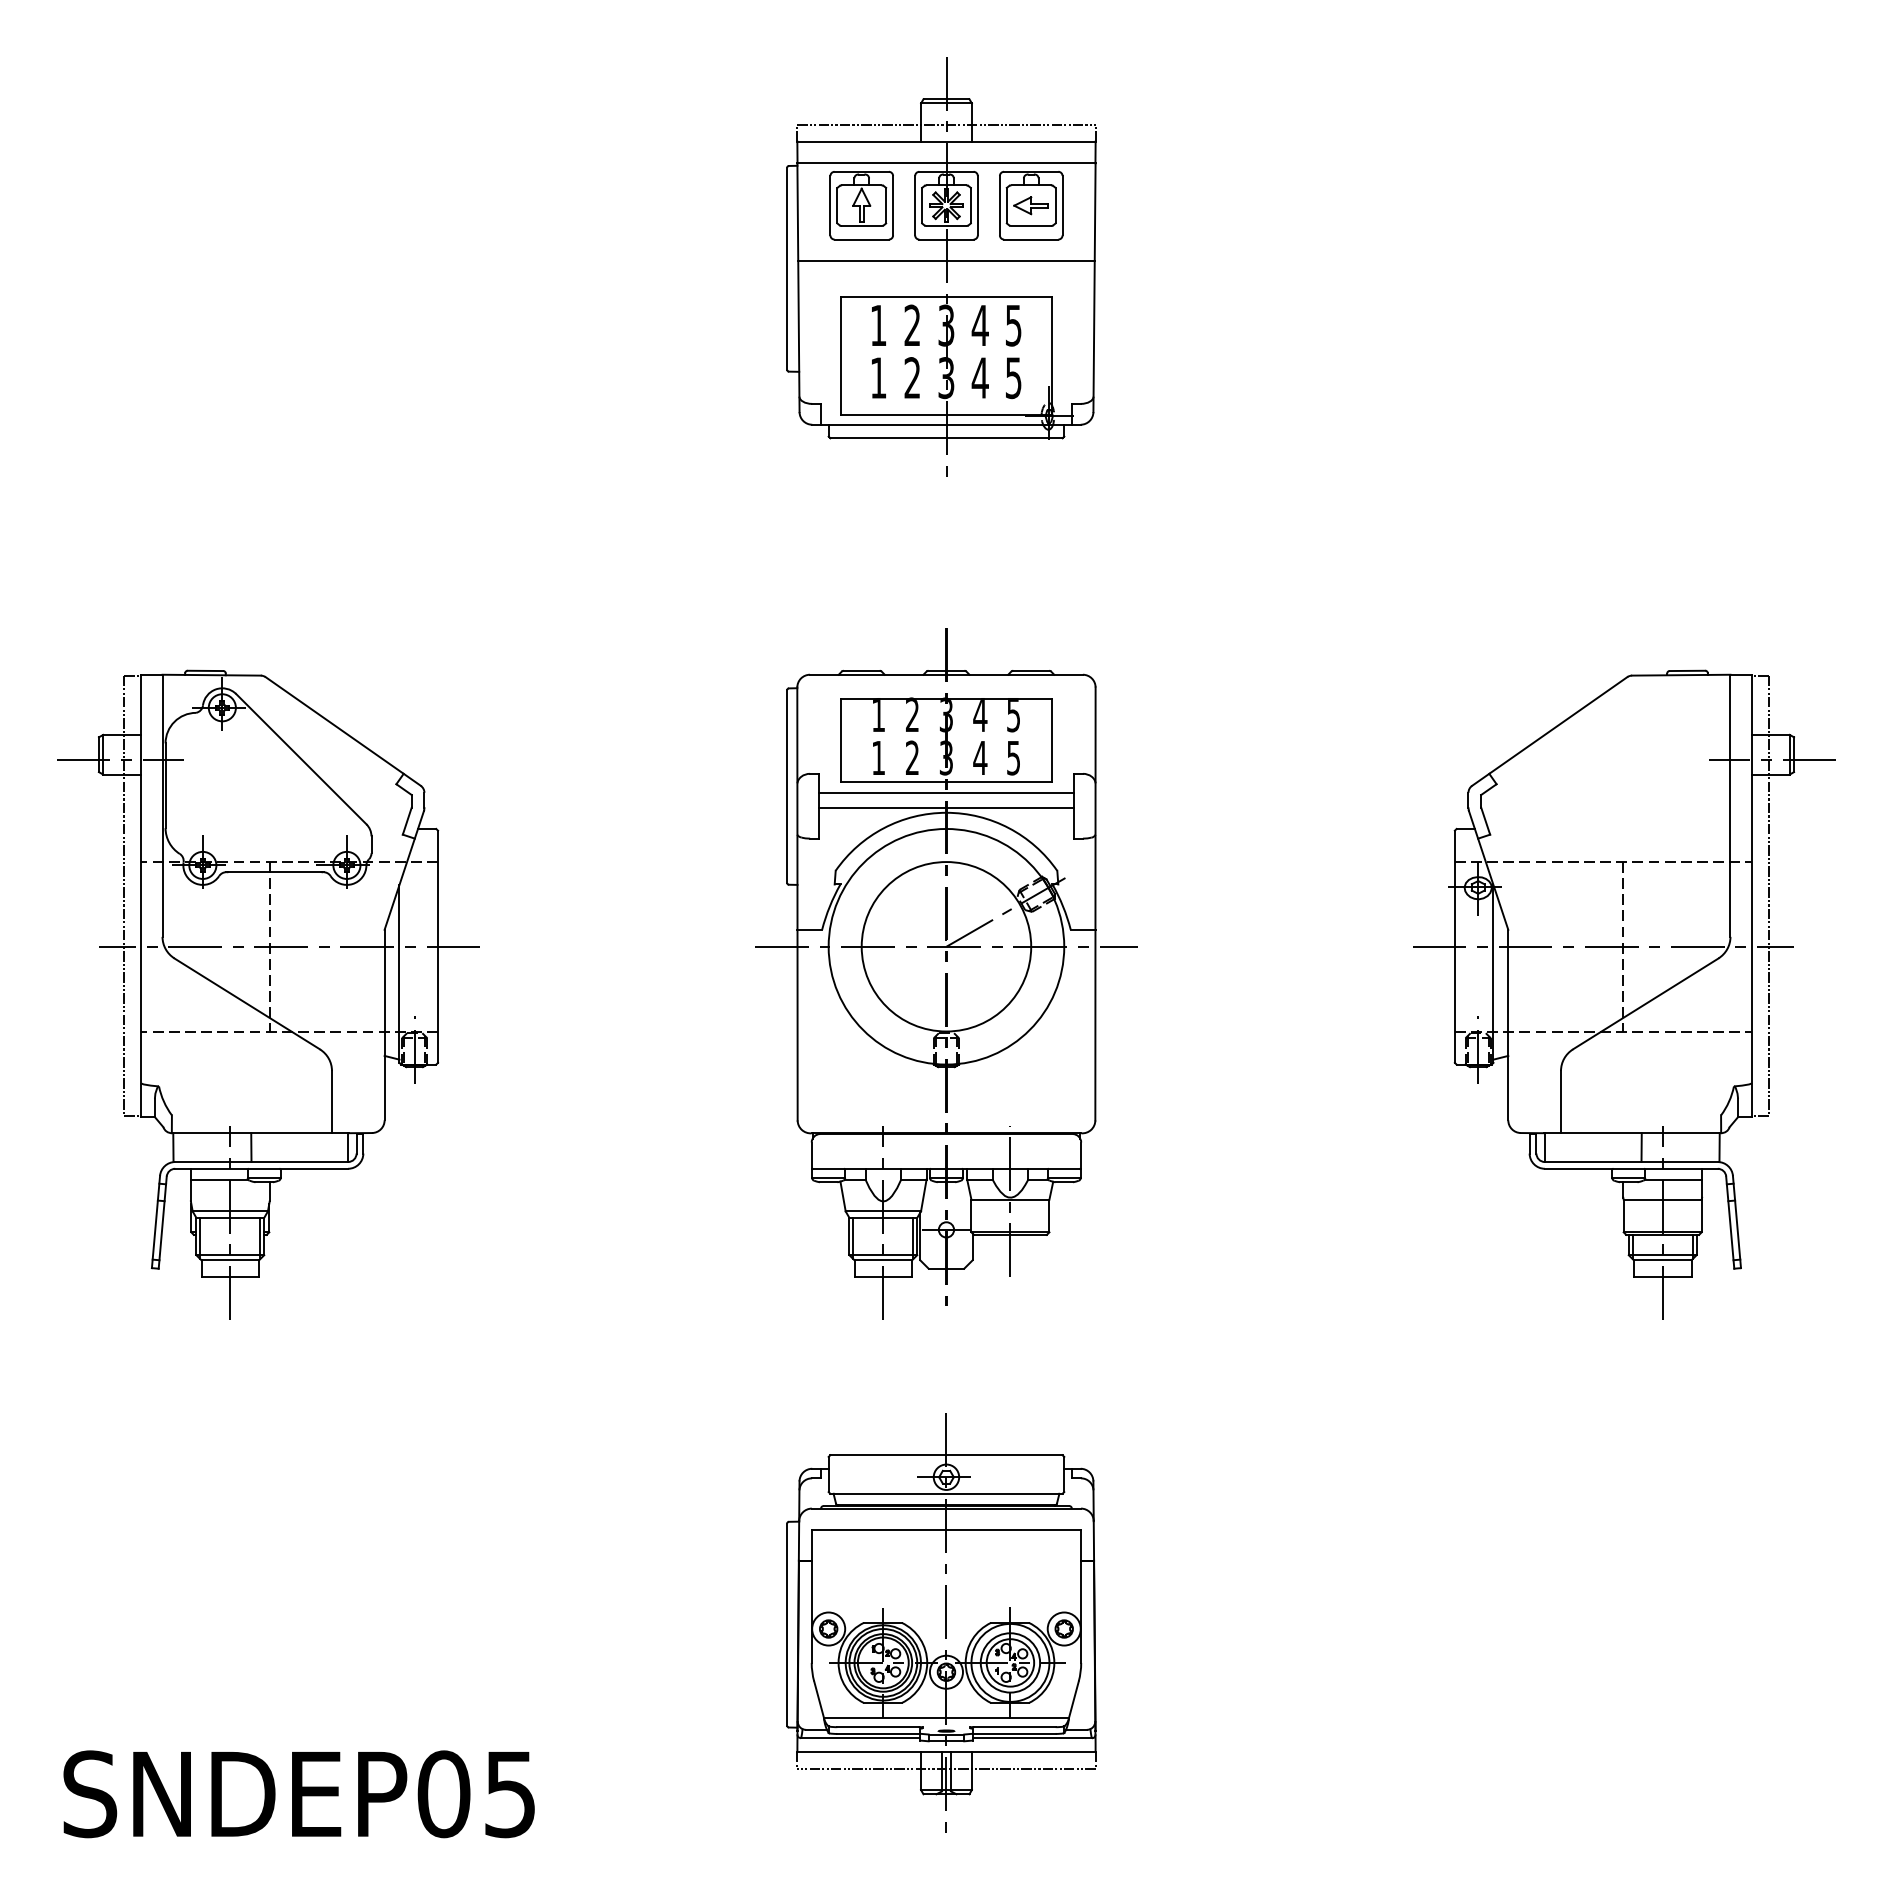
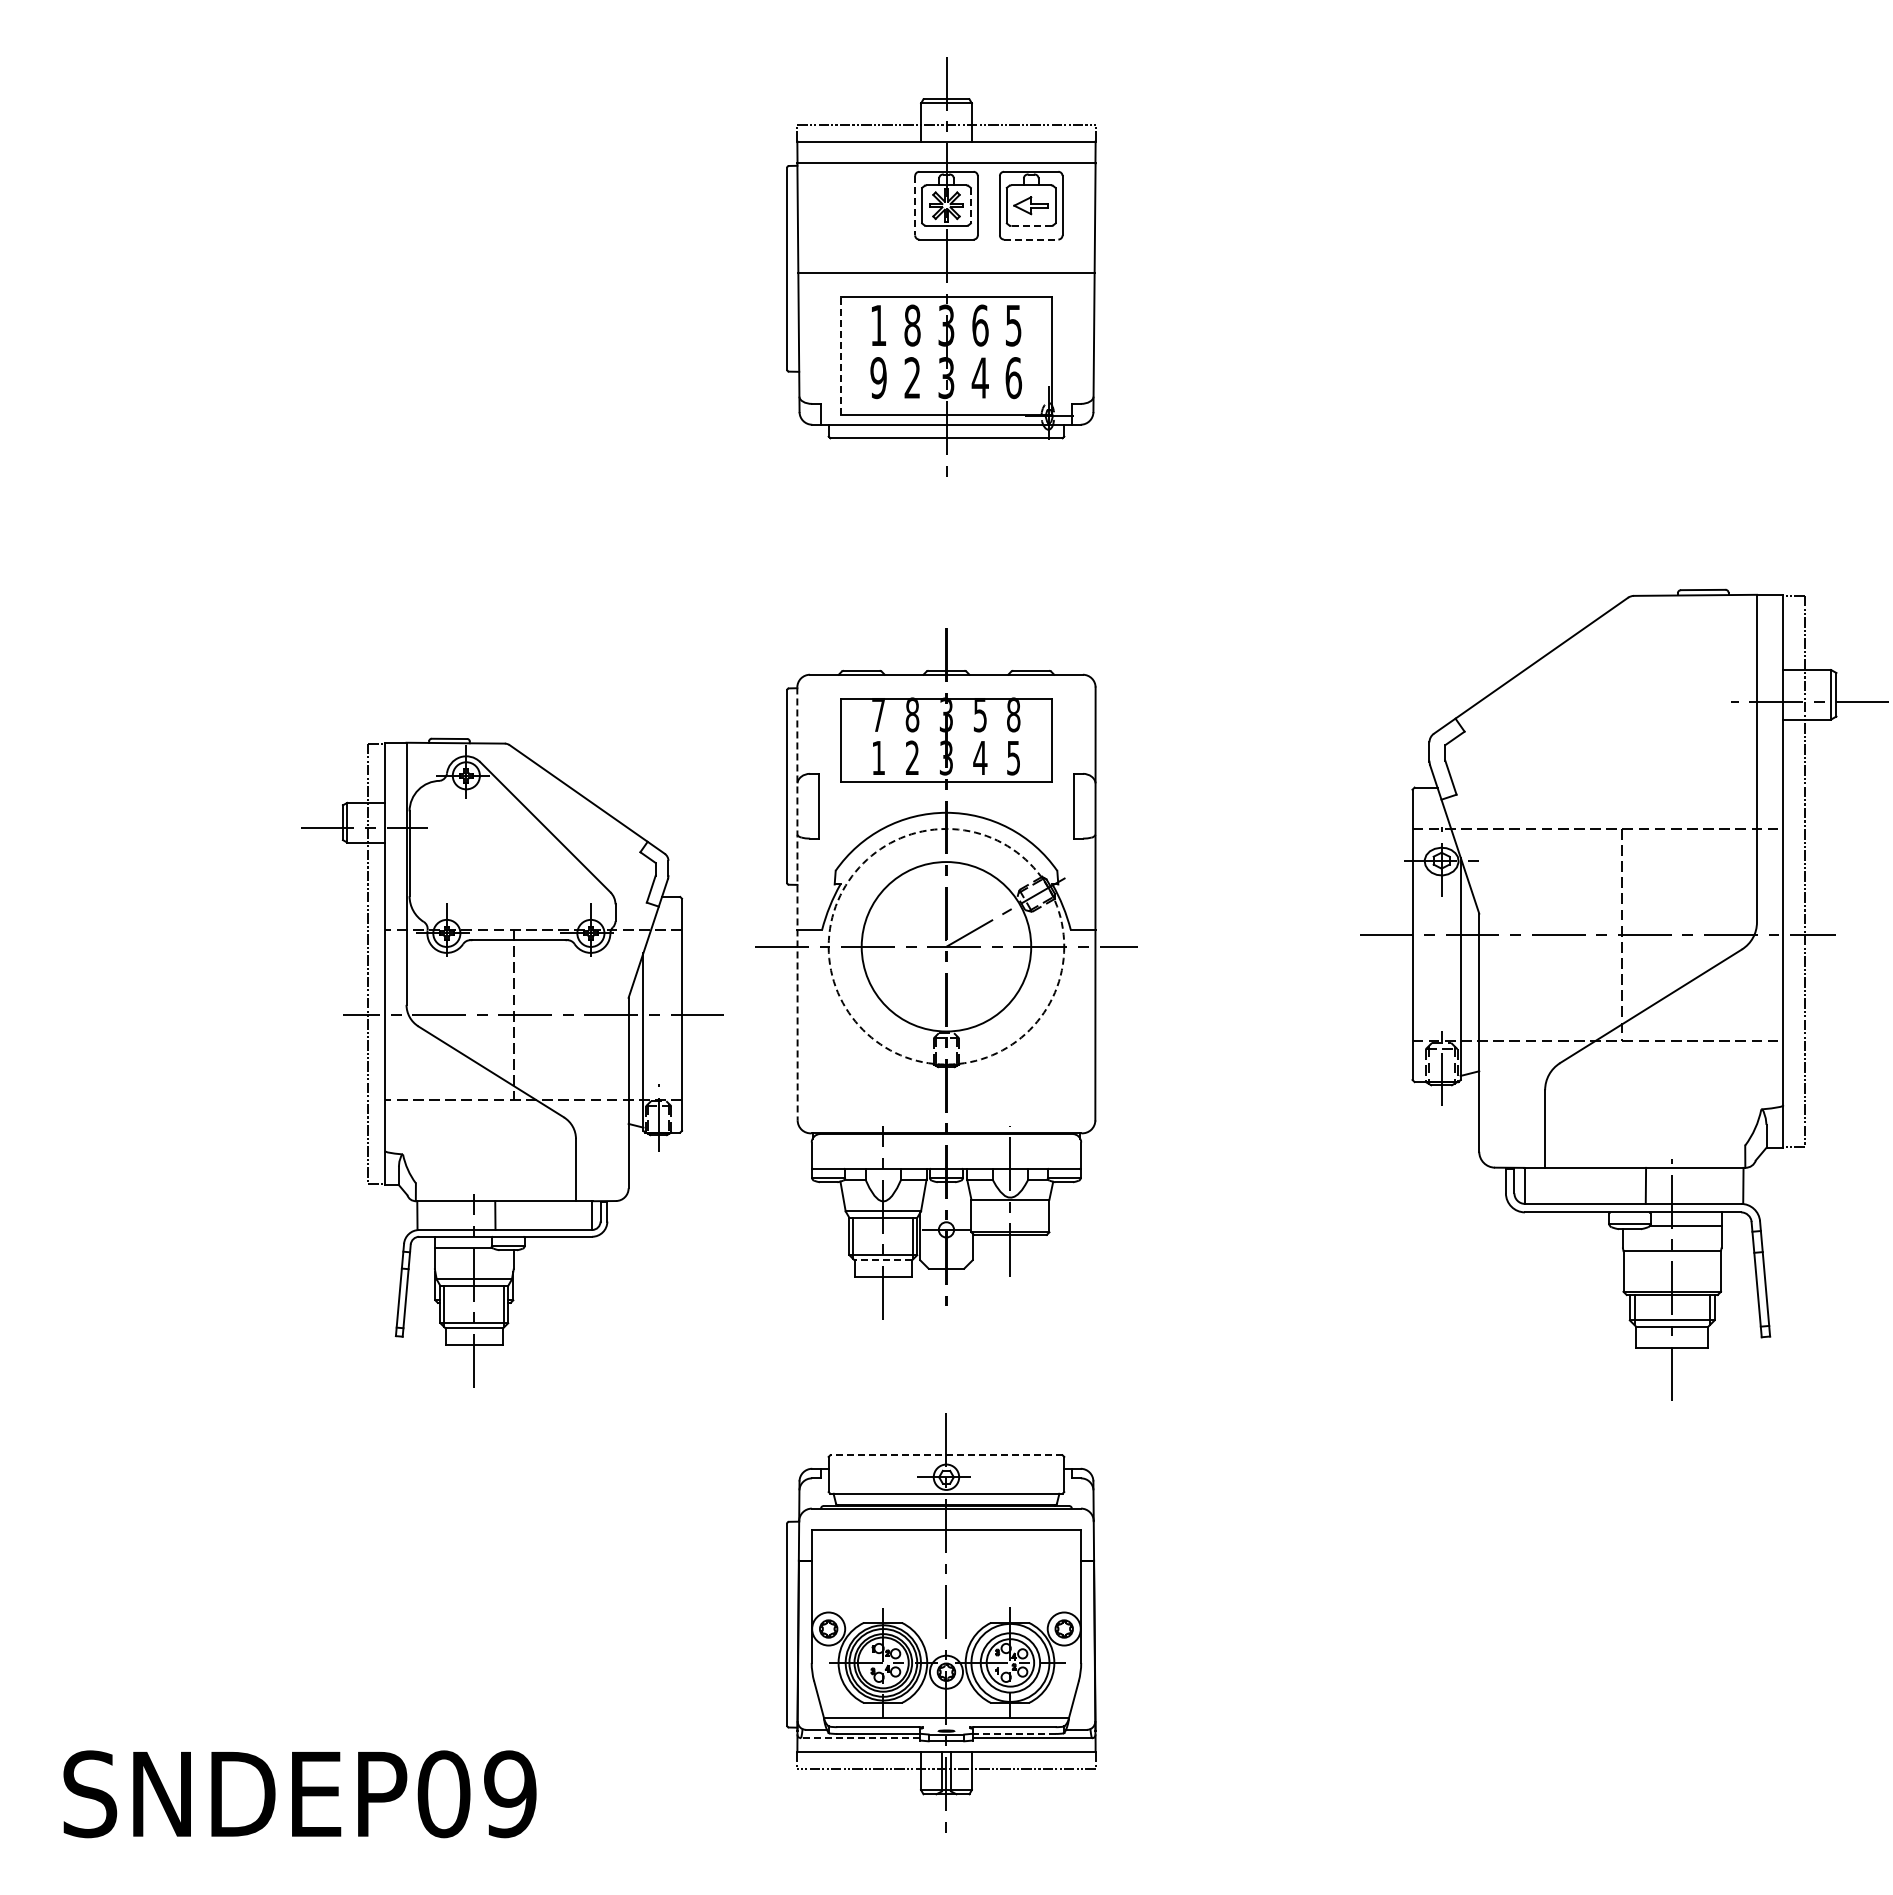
part: present -> none (861, 205)
line: solid -> dashed (915, 205)
line: solid -> dashed (970, 205)
line: solid -> dashed (1031, 226)
line: solid -> dashed (1031, 239)
line position: (946, 261) -> (946, 273) (946, 273)
text: 2 -> 8 (912, 325)
text: 4 -> 6 (979, 325)
line: solid -> dashed (840, 355)
text: 1 -> 9 (878, 378)
text: 5 -> 6 (1013, 378)
text: 2 -> 8 (912, 714)
text: 5 -> 8 (1013, 714)
text: 1 -> 7 (878, 715)
text: 4 -> 5 (980, 716)
line: present -> none (946, 792)
line: present -> none (946, 808)
line: solid -> dashed (797, 904)
circle: solid -> dashed (946, 946)
part position: (268, 994) -> (512, 1062) (512, 1062)
part size: 423x651 px -> 529x813 px (1624, 994)
line: solid -> dashed (883, 1260)
line: solid -> dashed (945, 1455)
line: solid -> dashed (1013, 1733)
line: solid -> dashed (860, 1738)
text: SNDEP05 -> SNDEP09 (510, 1794)
